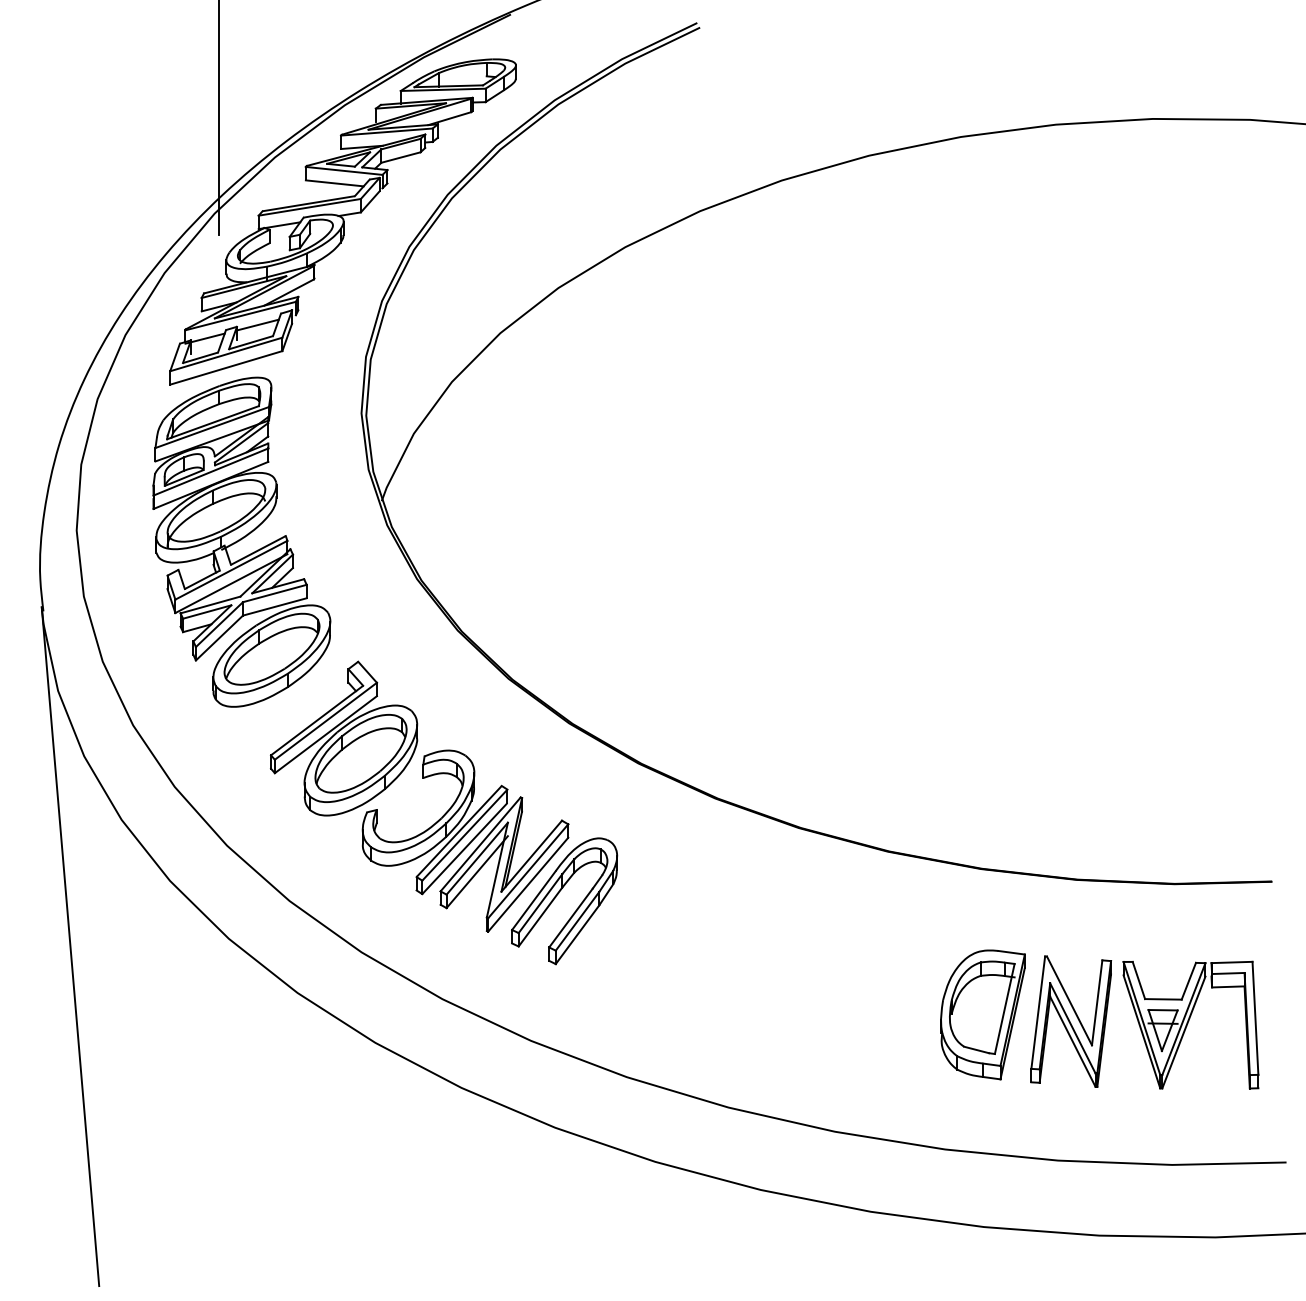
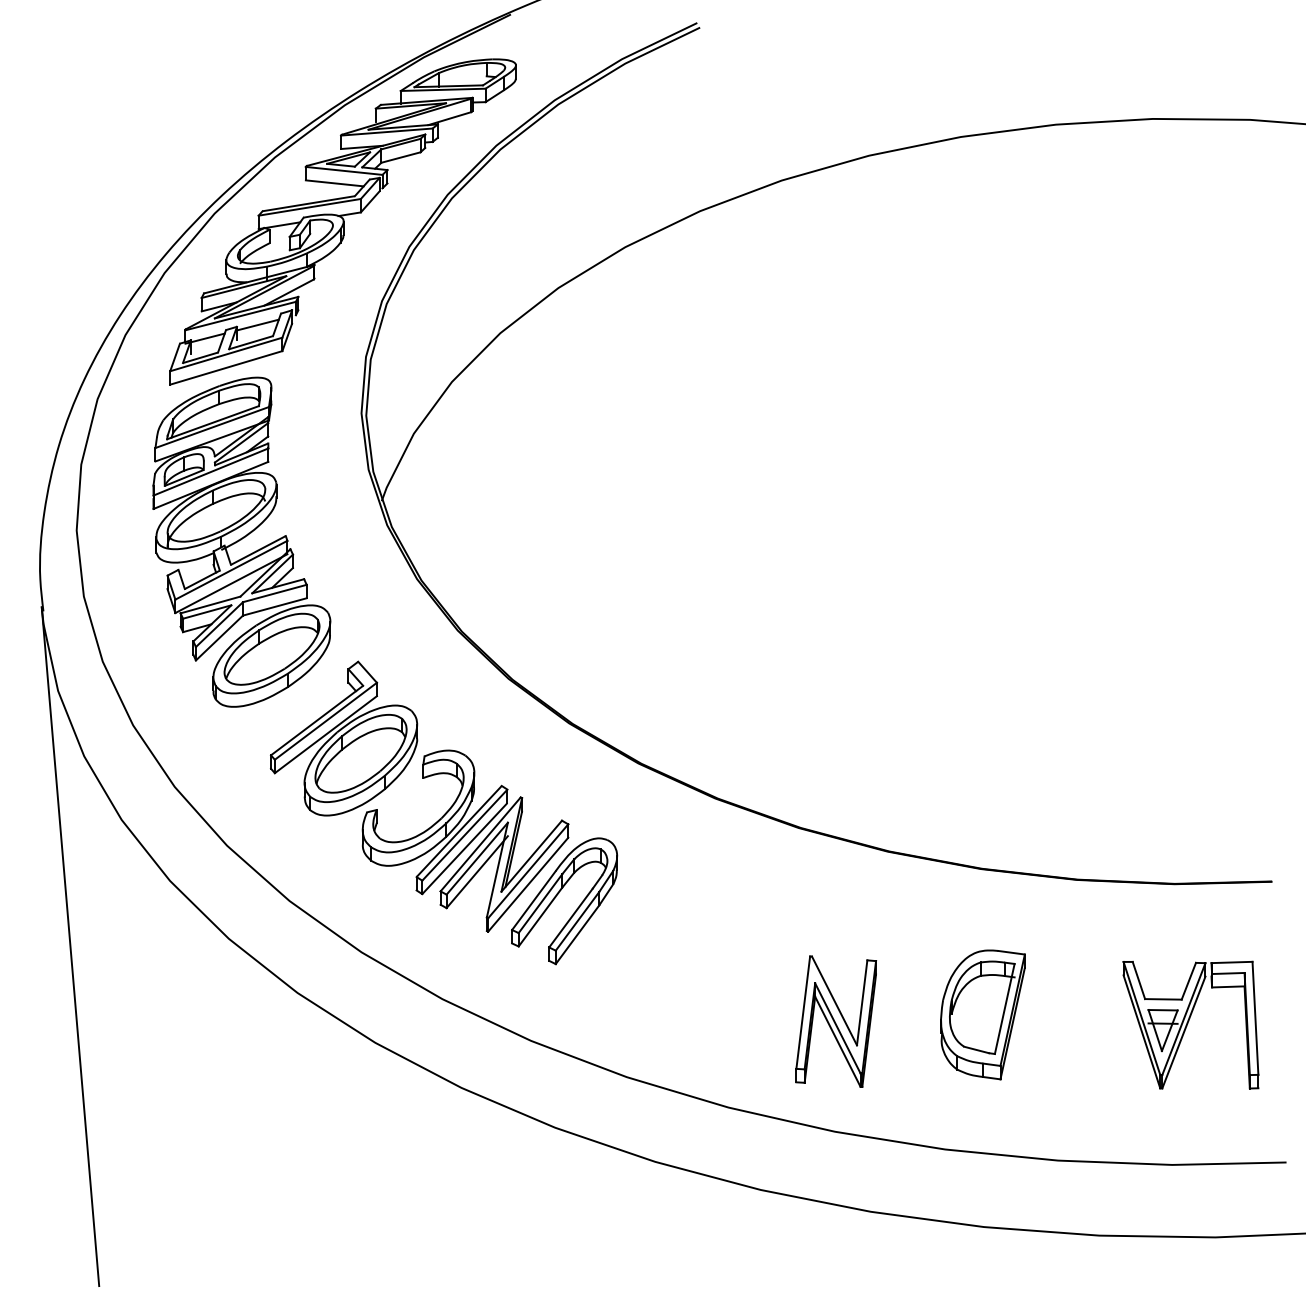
line: present -> none (218, 118)
part position: (1071, 1021) -> (836, 1021) (836, 1021)
